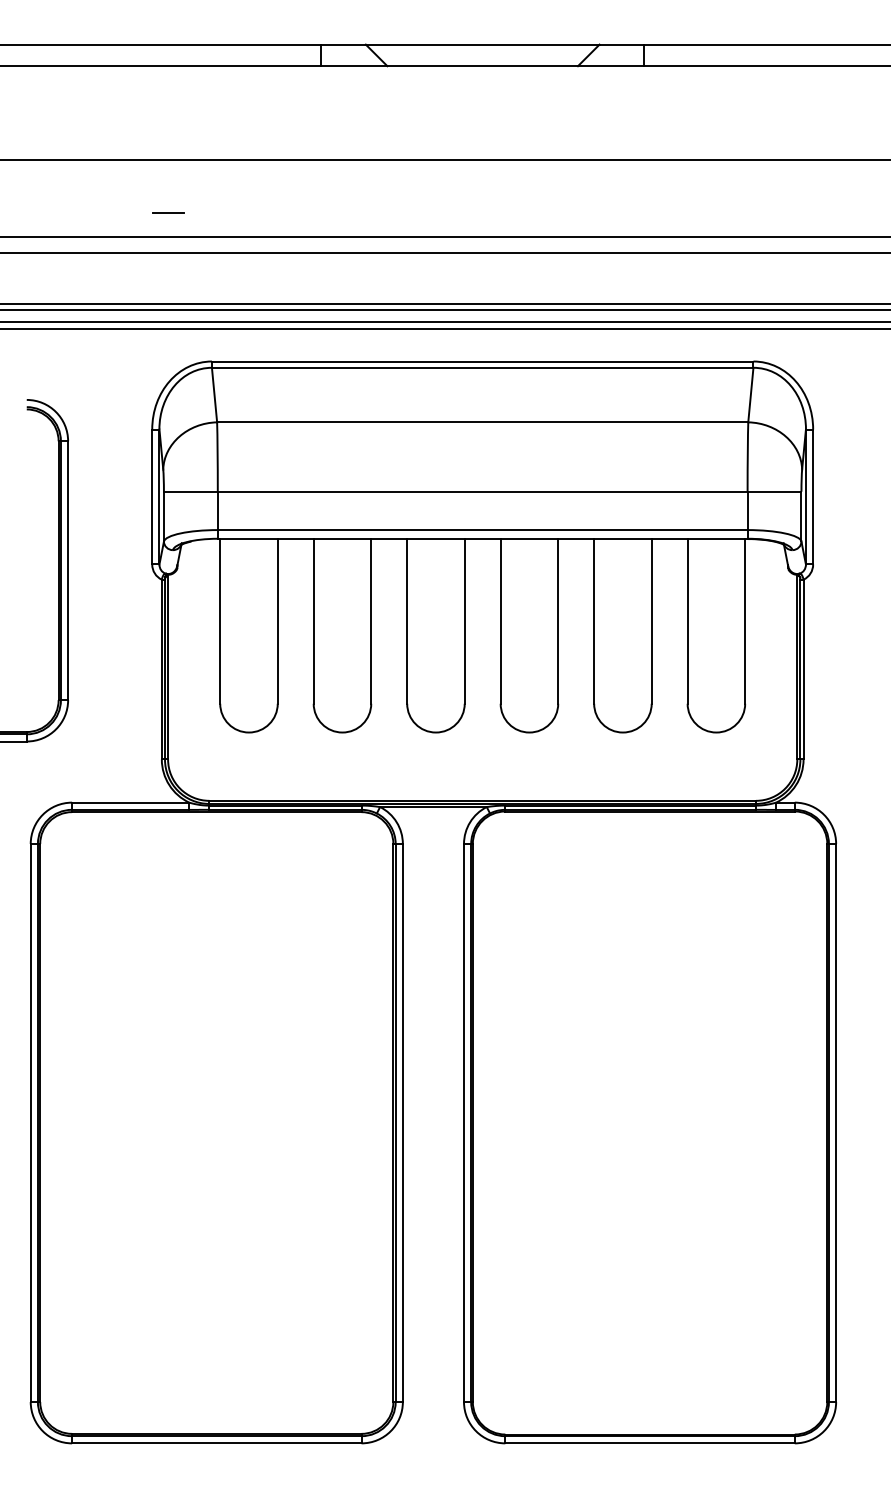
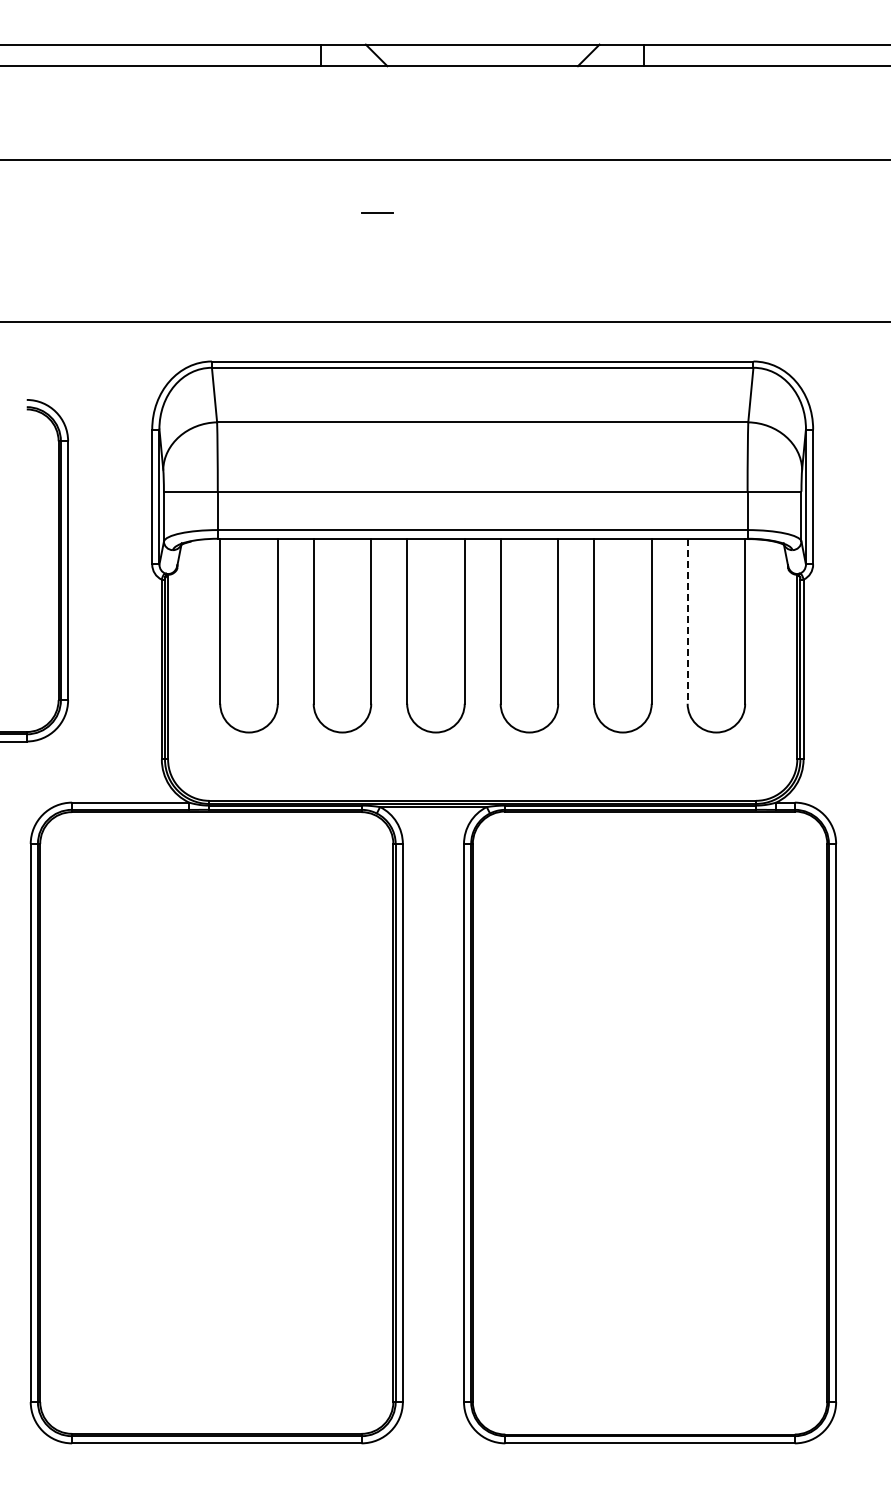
line position: (168, 212) -> (377, 212) (377, 212)
line: present -> none (444, 236)
line: present -> none (444, 252)
line: present -> none (444, 303)
line: present -> none (444, 310)
line: present -> none (444, 328)
line: solid -> dashed (687, 621)
